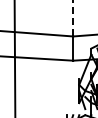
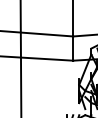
line: dashed -> solid (73, 18)
line position: (14, 58) -> (20, 58) (20, 58)
